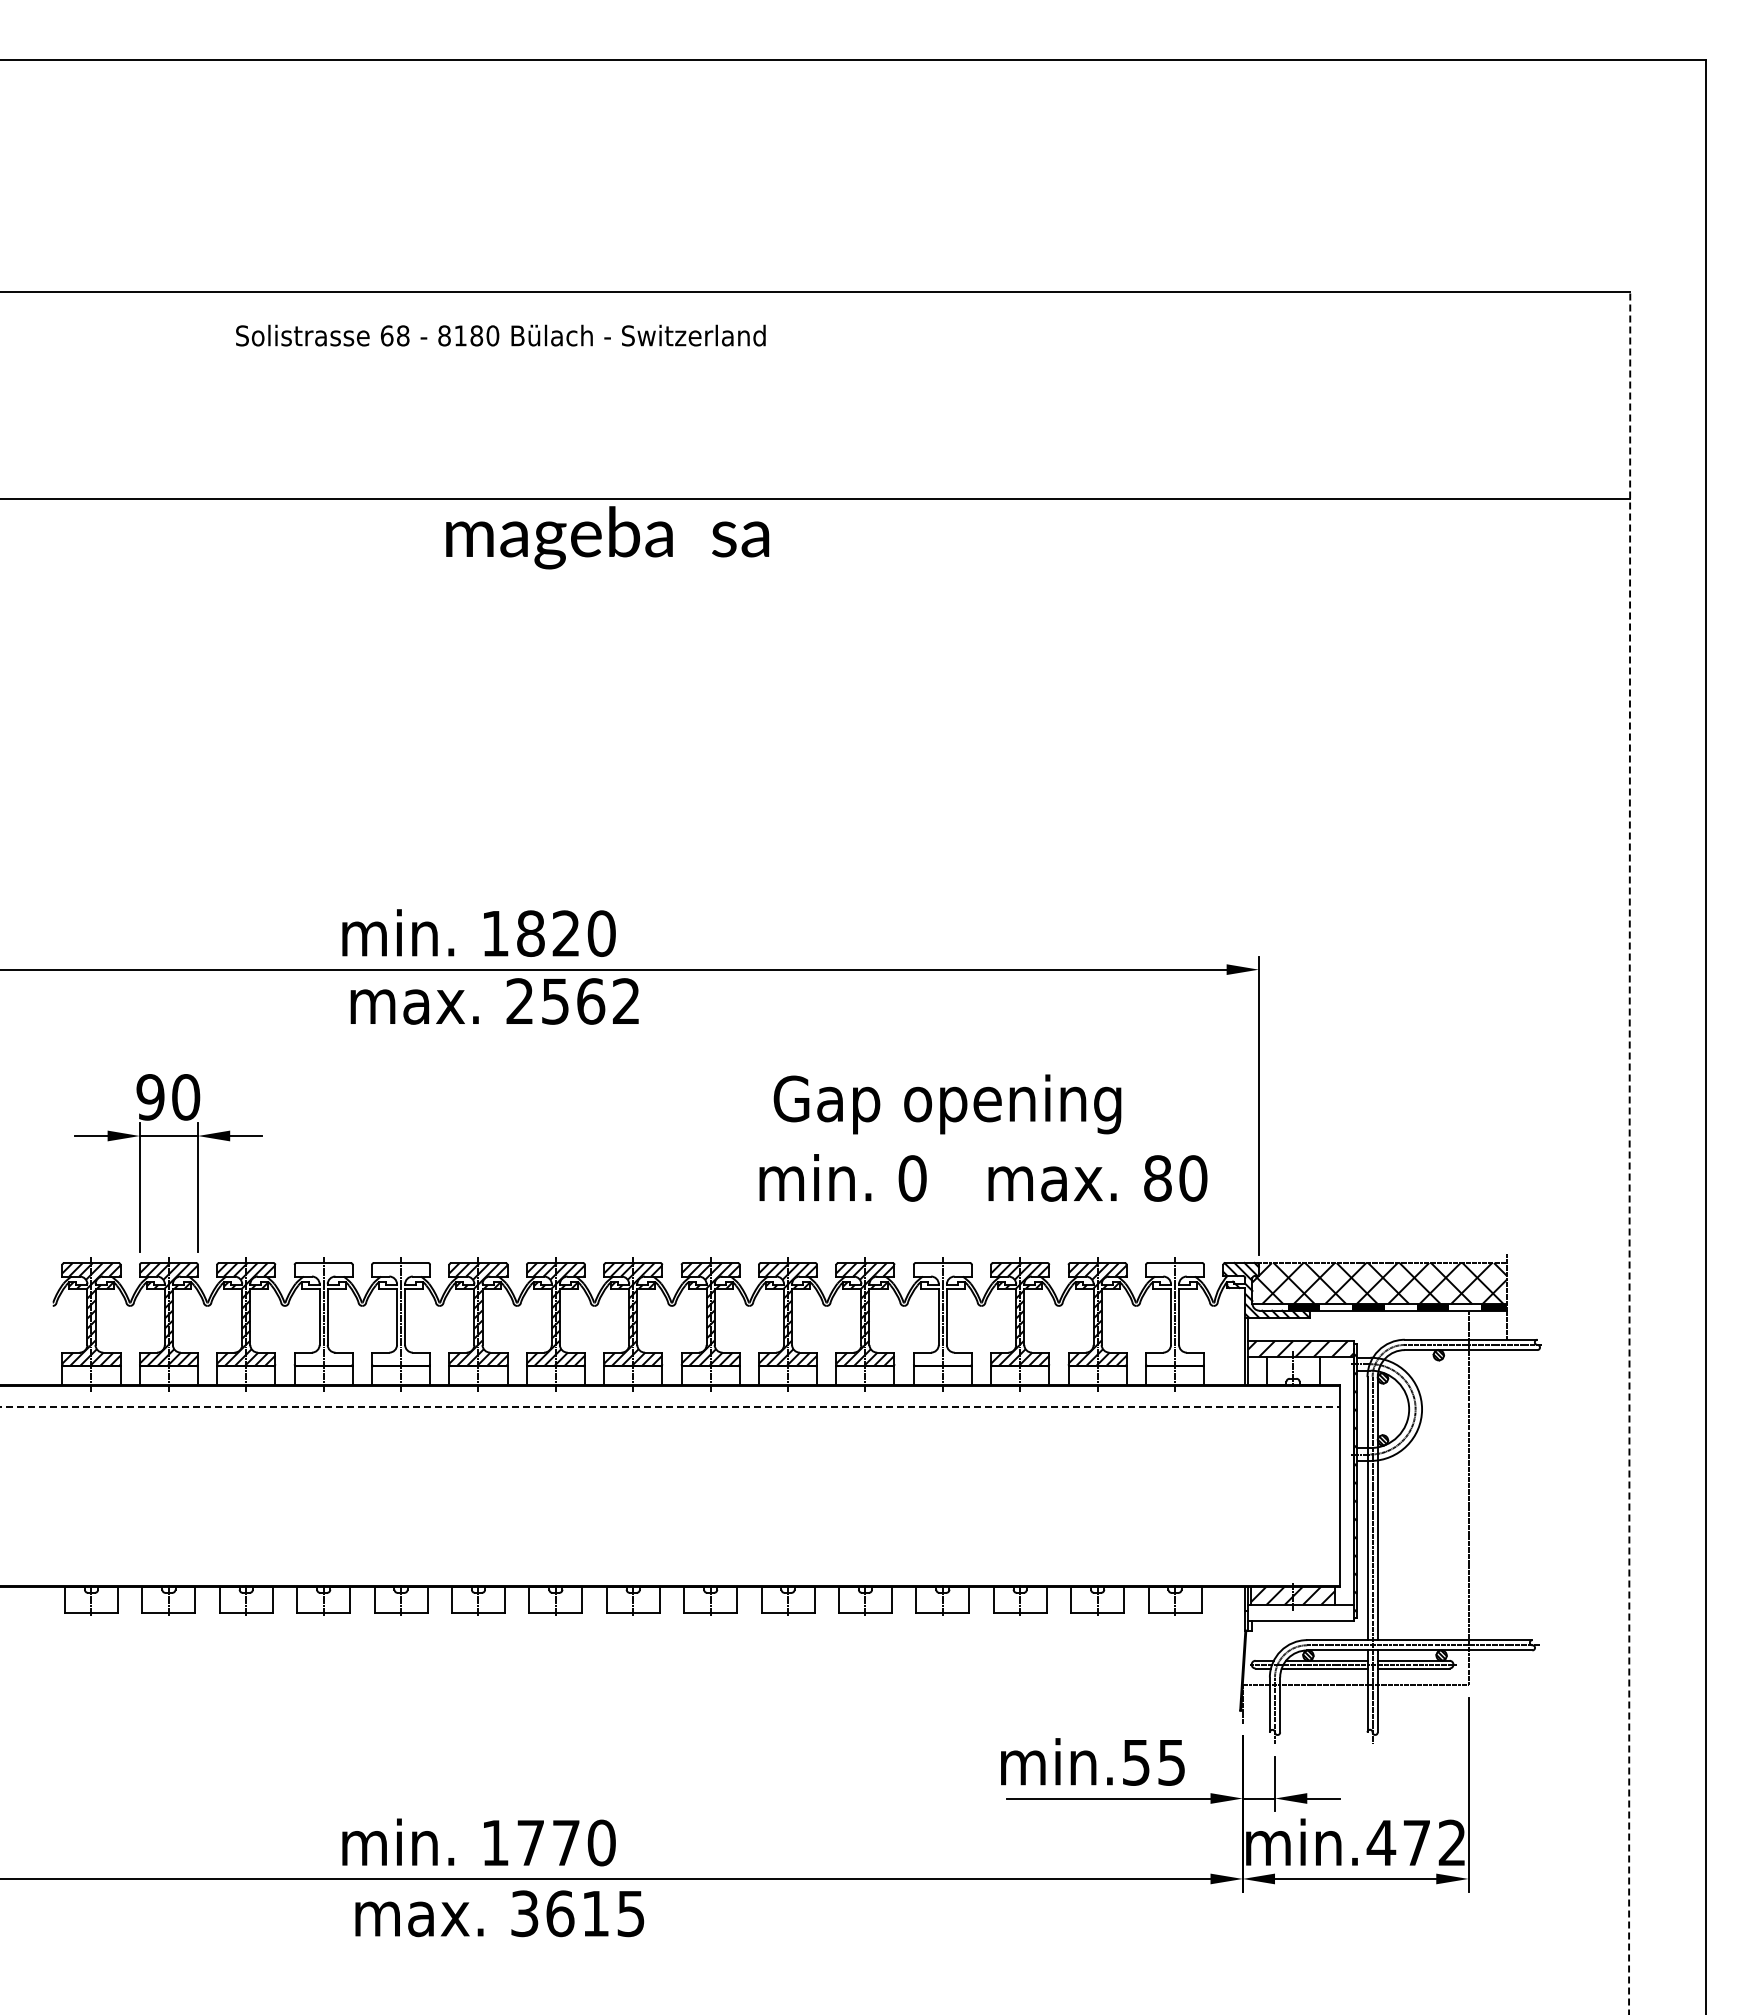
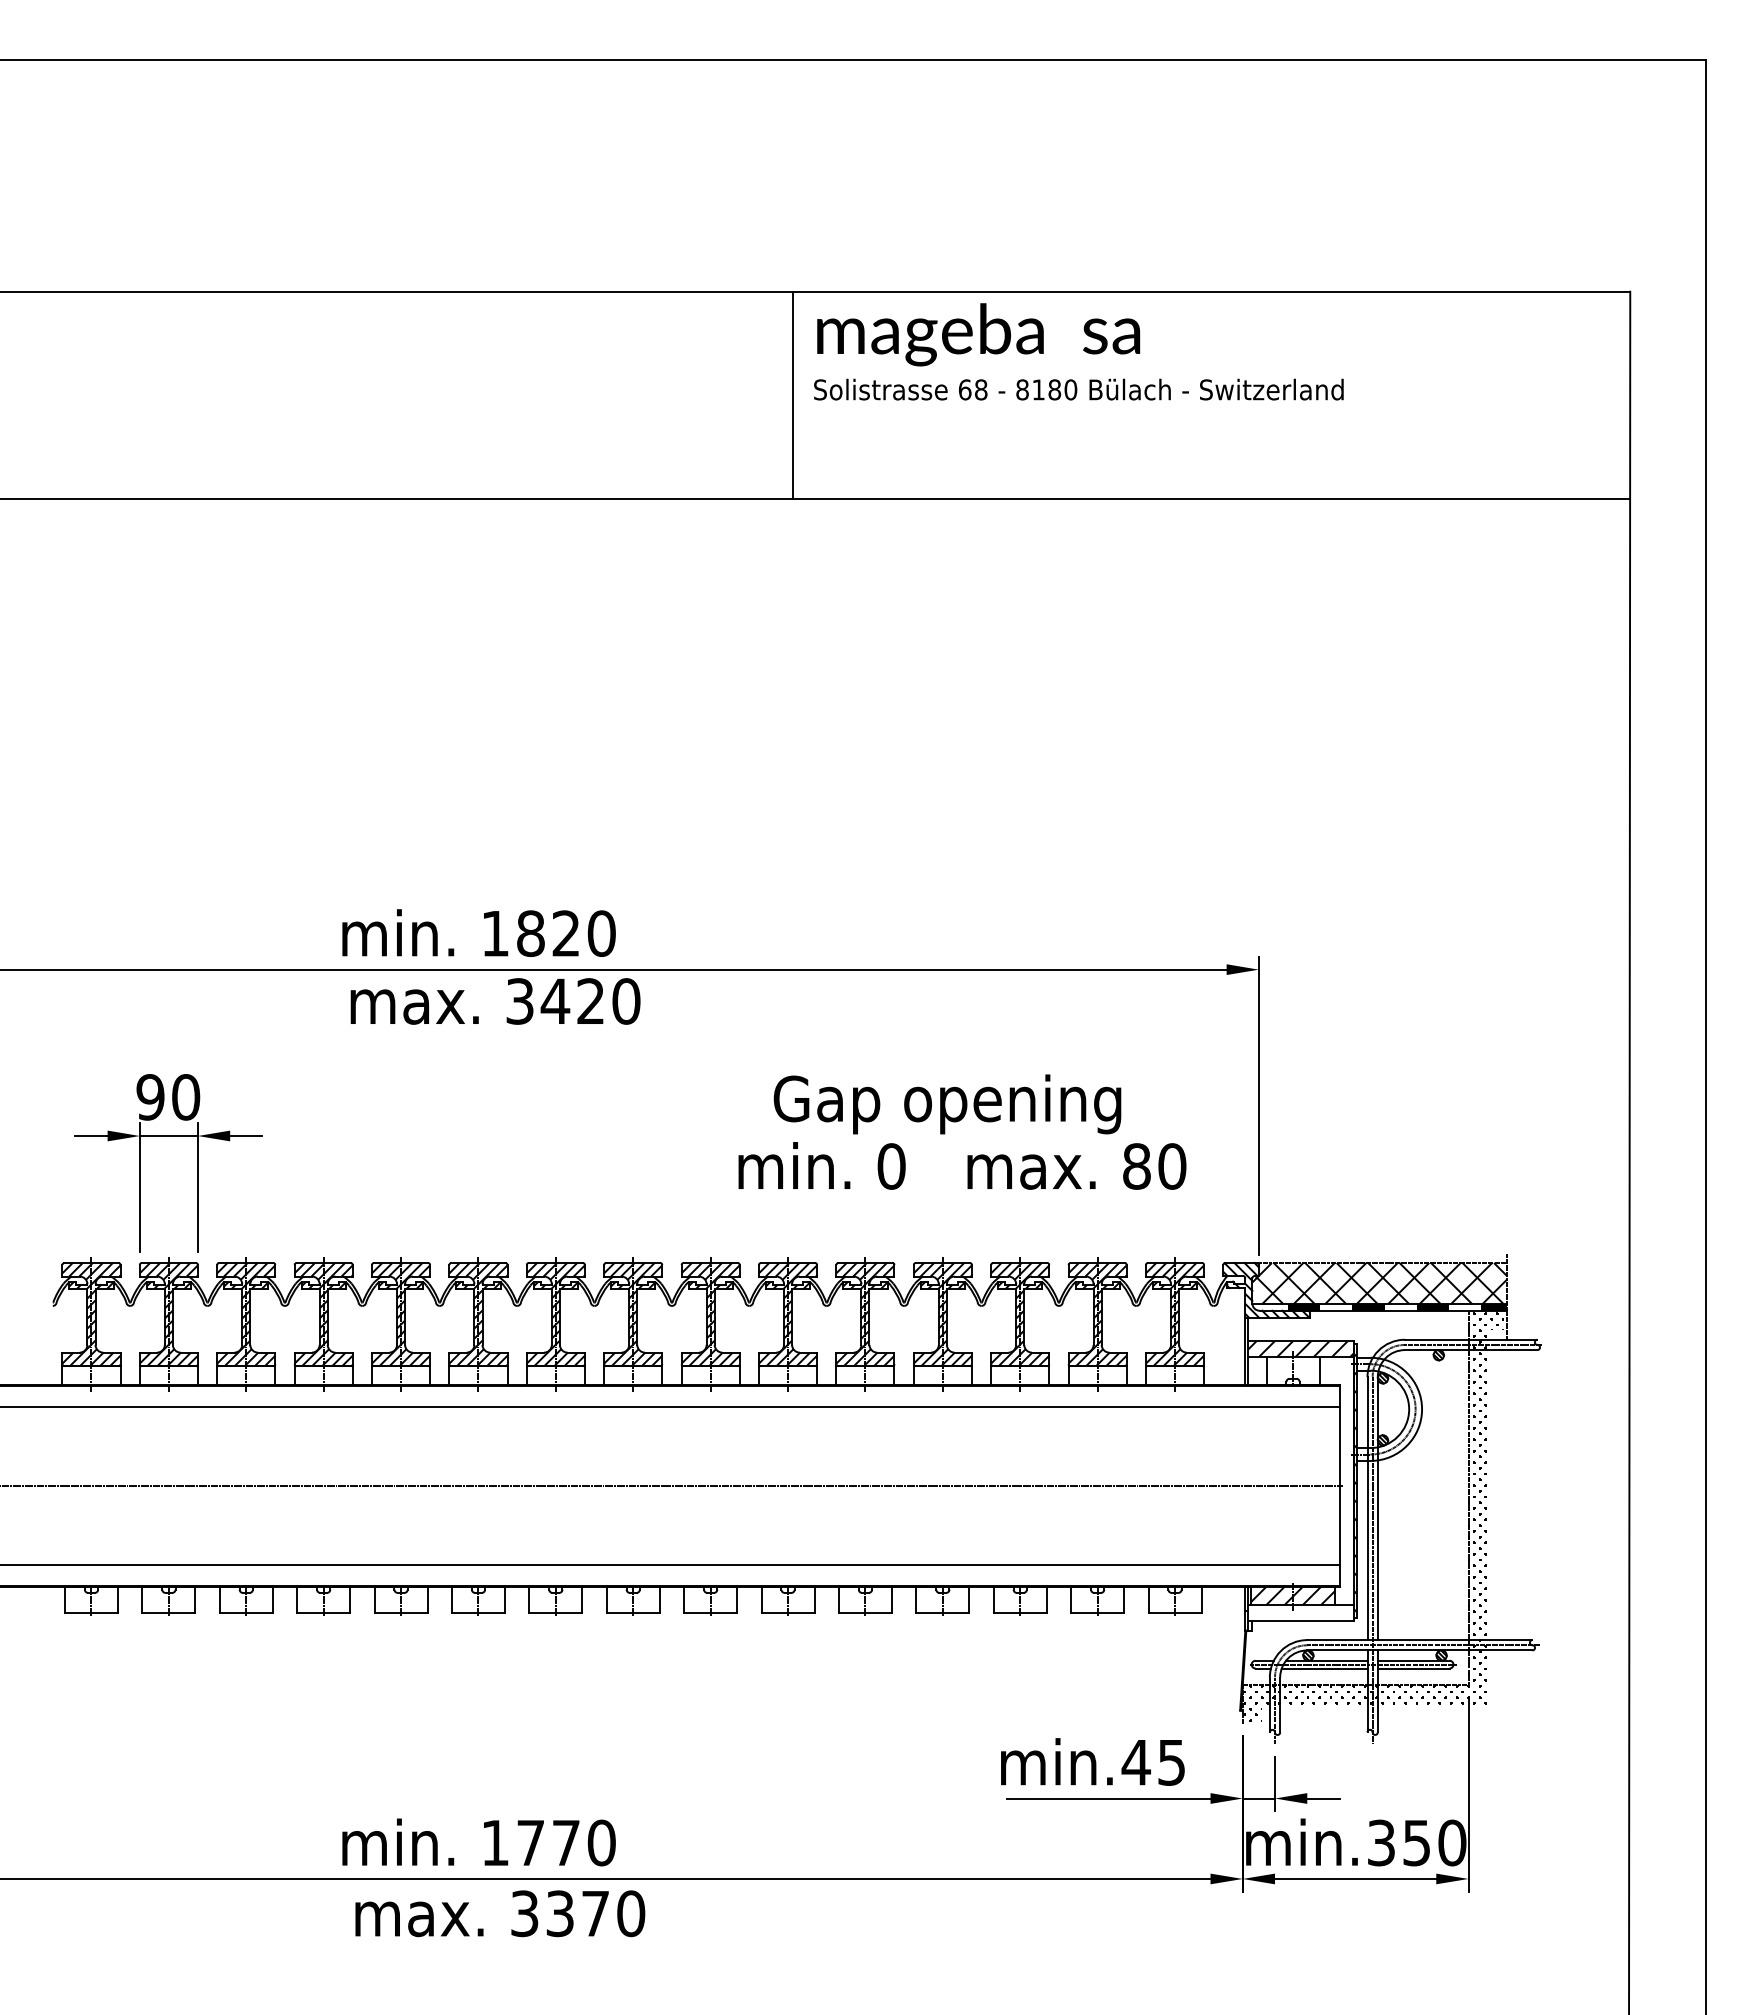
text position: (500, 335) -> (1078, 389) (1078, 389)
line: none -> present (792, 394)
text position: (607, 537) -> (978, 334) (978, 334)
text: 2562 -> 3420 (573, 1001)
line: dashed -> solid (1629, 1152)
text position: (983, 1177) -> (962, 1165) (962, 1165)
hatch: none -> present (323, 1314)
hatch: none -> present (401, 1314)
hatch: none -> present (942, 1314)
hatch: none -> present (1175, 1314)
line: dashed -> solid (669, 1406)
line: none -> present (672, 1485)
hatch: none -> present (1373, 1517)
line: none -> present (670, 1564)
text: min.55 -> min.45 (1136, 1762)
text: min.472 -> min.350 (1416, 1842)
text: 3615 -> 3370 (595, 1913)
